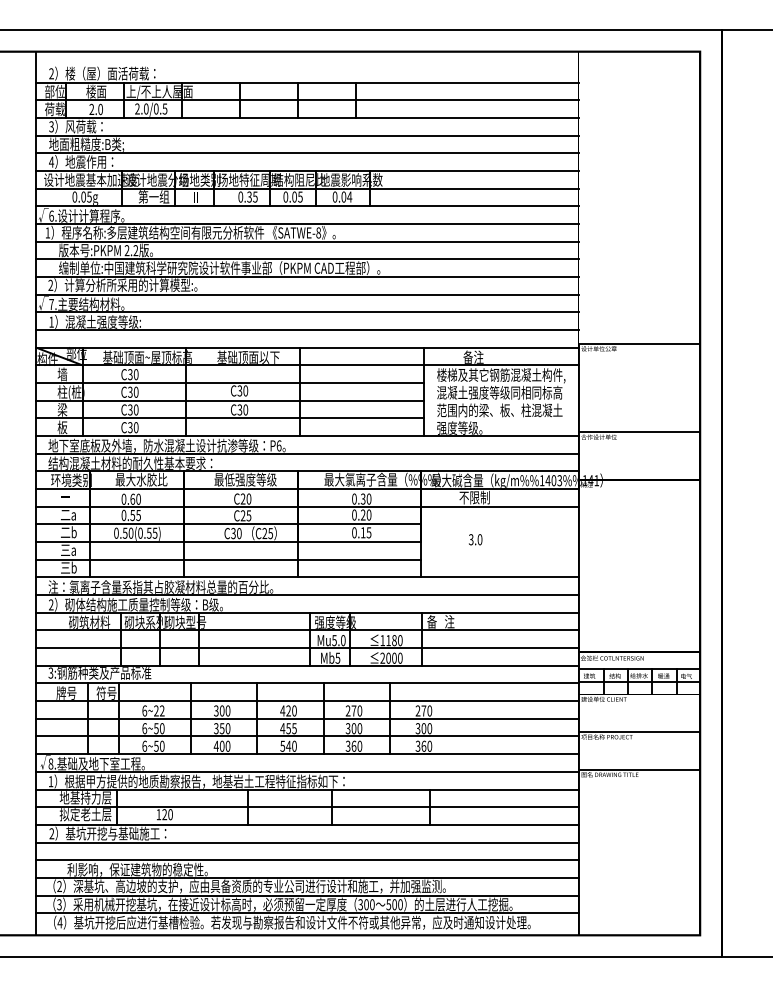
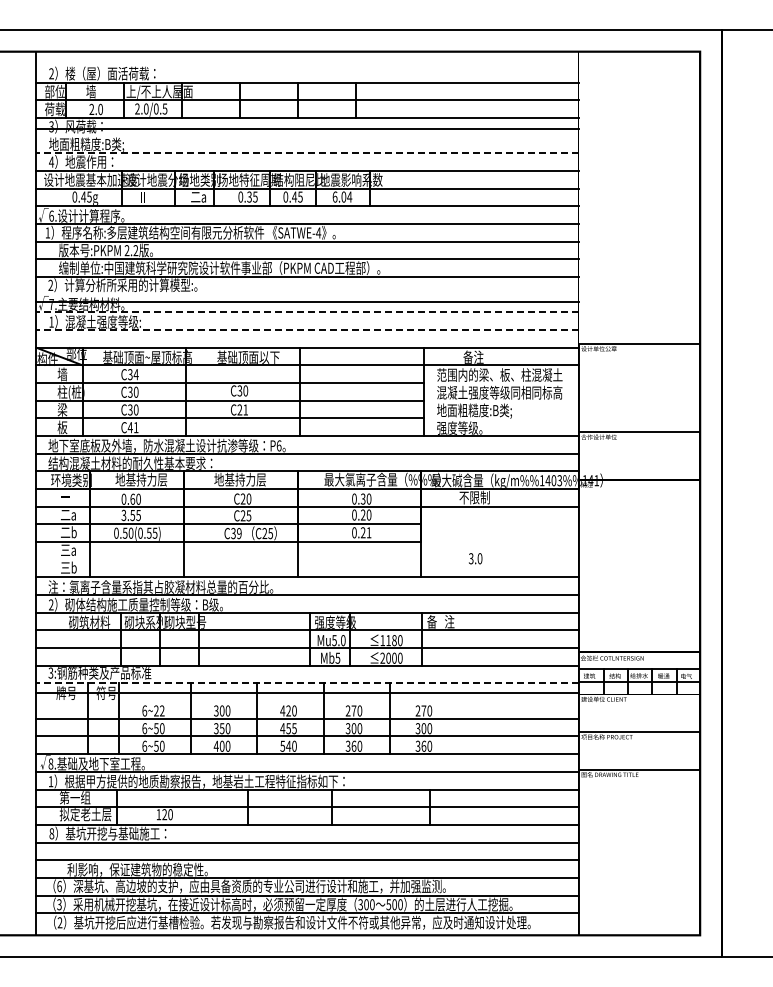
text: 楼面 -> 墙 (96, 91)
line position: (307, 135) -> (307, 128) (307, 128)
line: solid -> dashed (306, 153)
text: 0.05g -> 0.45g (83, 196)
text: 第一组 -> Ⅱ (153, 196)
text: 0.05 -> 0.45 (294, 196)
text: 0.04 -> 6.04 (334, 196)
text: Ⅱ -> 二a (198, 197)
text: SATWE-8 -> SATWE-4 (318, 232)
line position: (307, 294) -> (307, 301) (307, 301)
line: solid -> dashed (306, 312)
line: solid -> dashed (306, 330)
text: C30 -> C34 (135, 374)
text: 楼梯及其它钢筋混凝土构件, -> 范围内的梁、板、柱混凝土 (501, 375)
text: C30 -> C21 (242, 409)
text: 范围内的梁、板、柱混凝土 -> 地面粗糙度:B类; (499, 410)
text: C30 -> C41 (132, 427)
text: 最大水胶比 -> 地基持力层 (141, 479)
text: 最低强度等级 -> 地基持力层 (245, 479)
text: 0.55 -> 3.55 (123, 515)
text: 0.15 -> 0.21 (365, 532)
text: C30 -> C39 (239, 533)
text position: (475, 539) -> (475, 558) (475, 558)
line: present -> none (228, 559)
line: solid -> dashed (306, 683)
line position: (307, 701) -> (307, 693) (307, 693)
text: 地基持力层 -> 第一组 (85, 797)
text: 2 -> 8 (51, 833)
text: 2 -> 6 (59, 886)
text: 4 -> 2 (59, 922)
